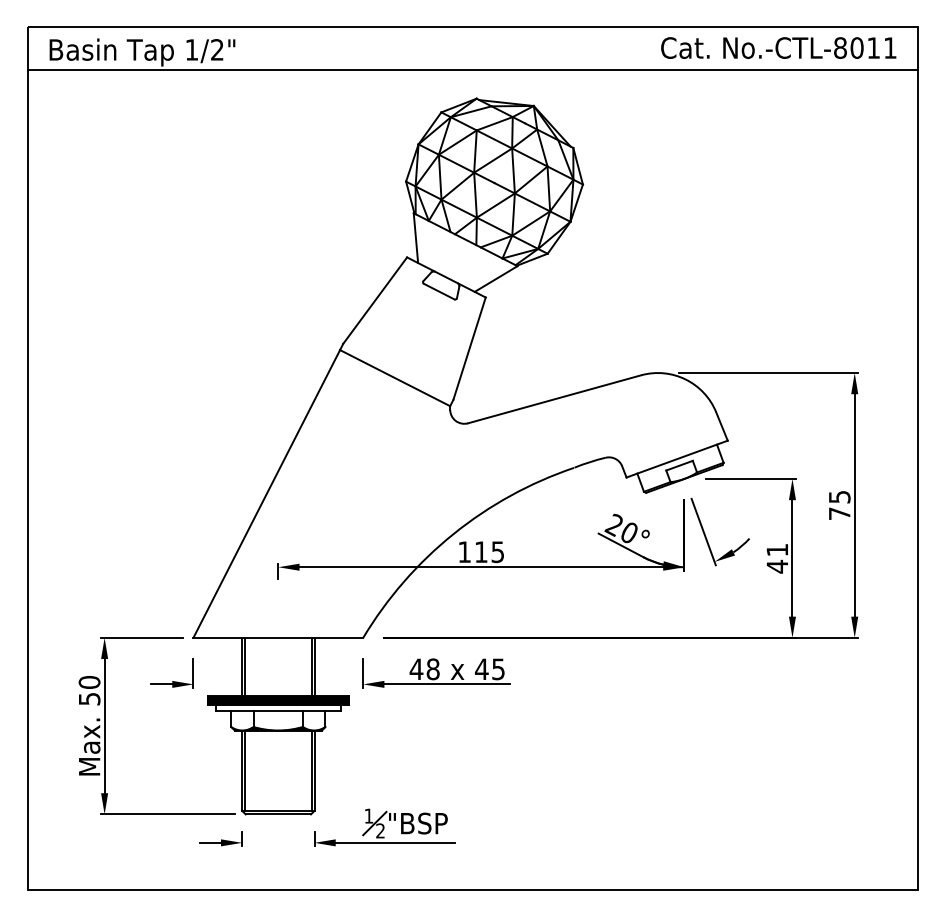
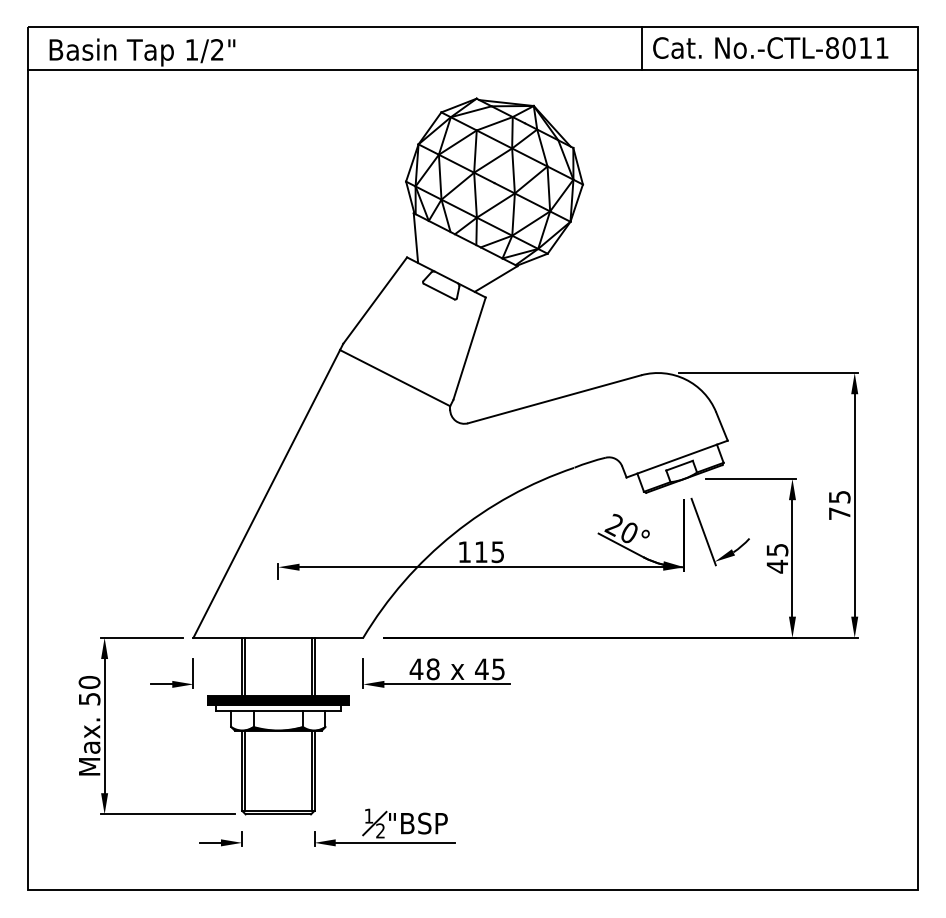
text position: (778, 47) -> (770, 47) (770, 47)
line: none -> present (642, 48)
text: 41 -> 45 (777, 550)
